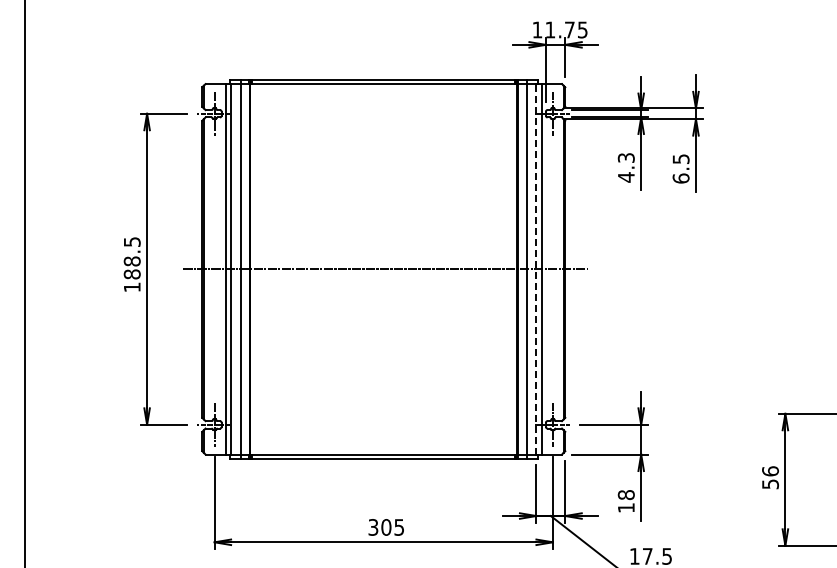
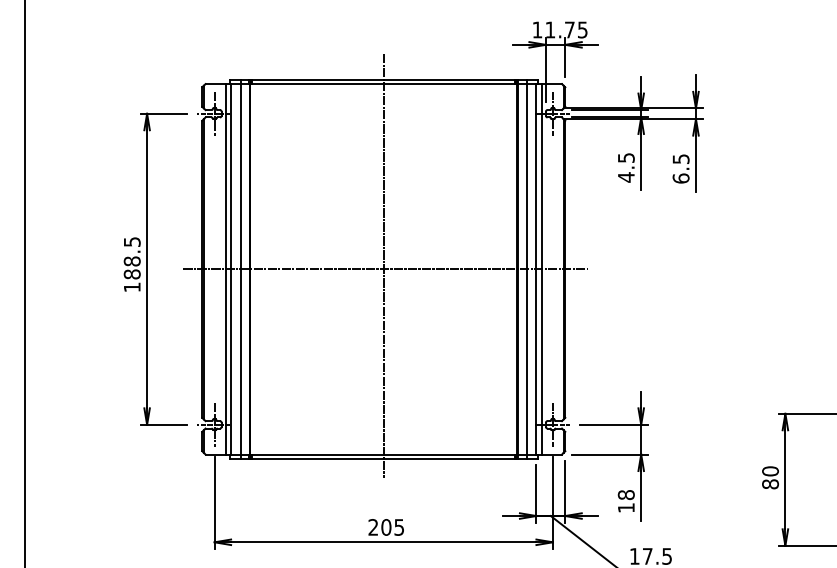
text: 4.3 -> 4.5 (625, 157)
line: none -> present (383, 265)
line: dashed -> solid (536, 269)
text: 56 -> 80 (770, 477)
text: 305 -> 205 (373, 527)
